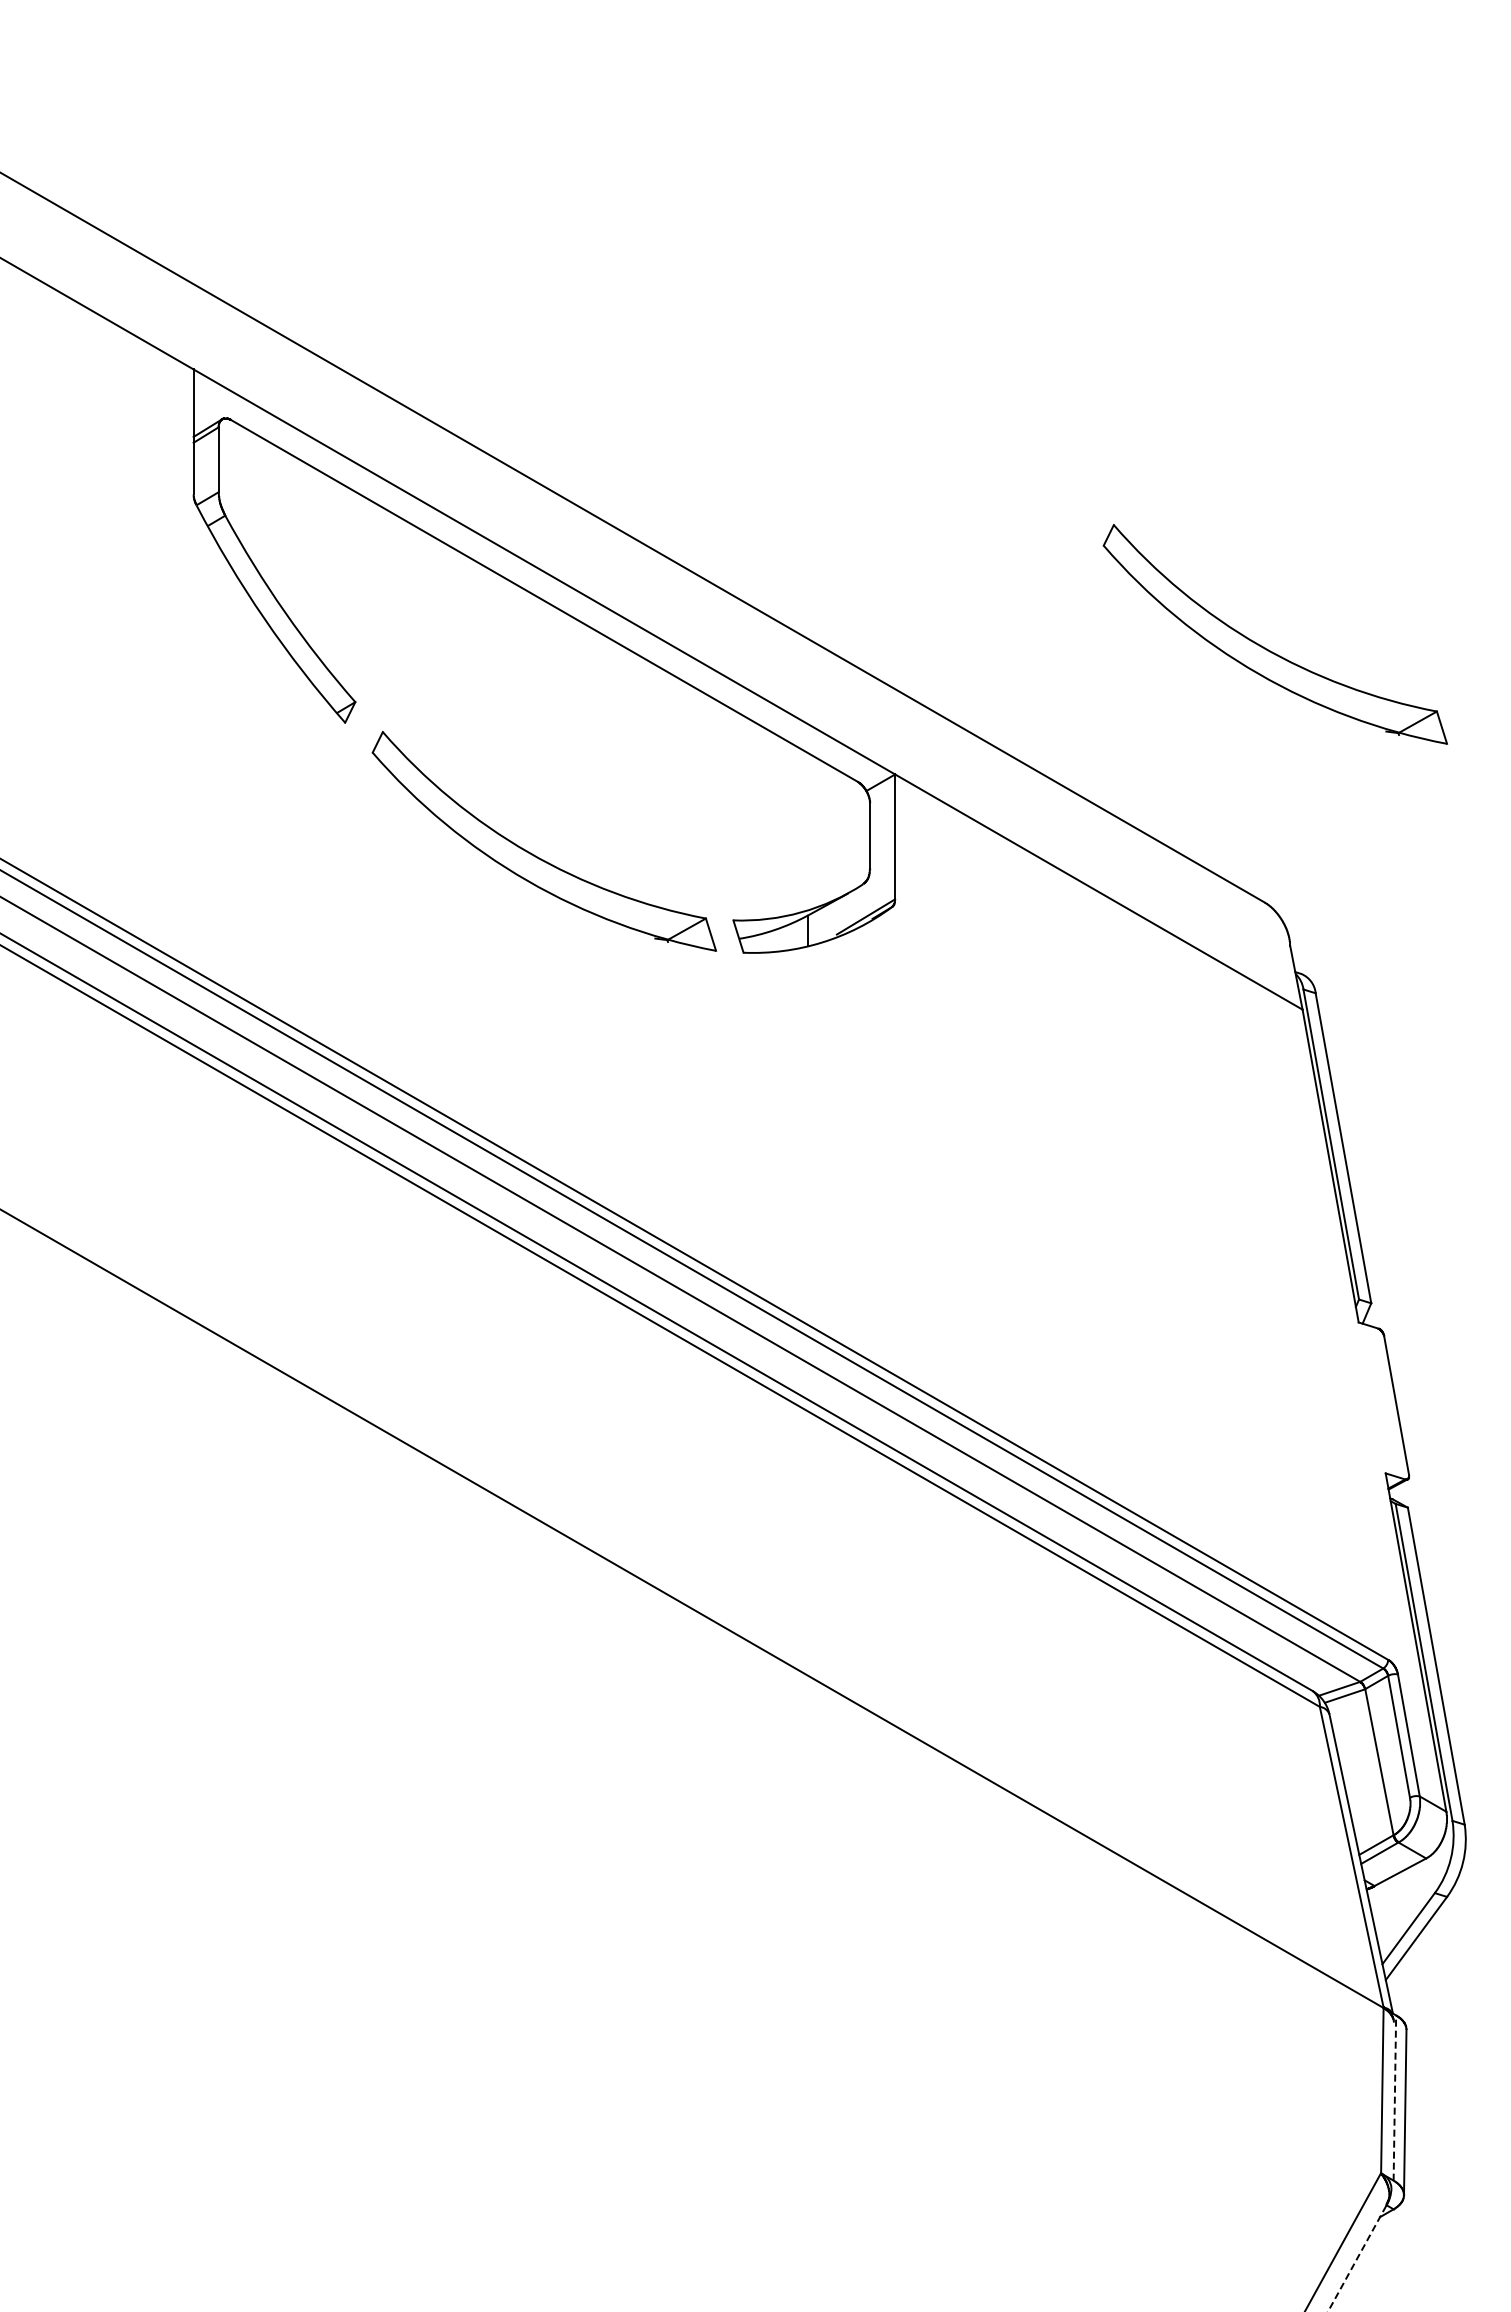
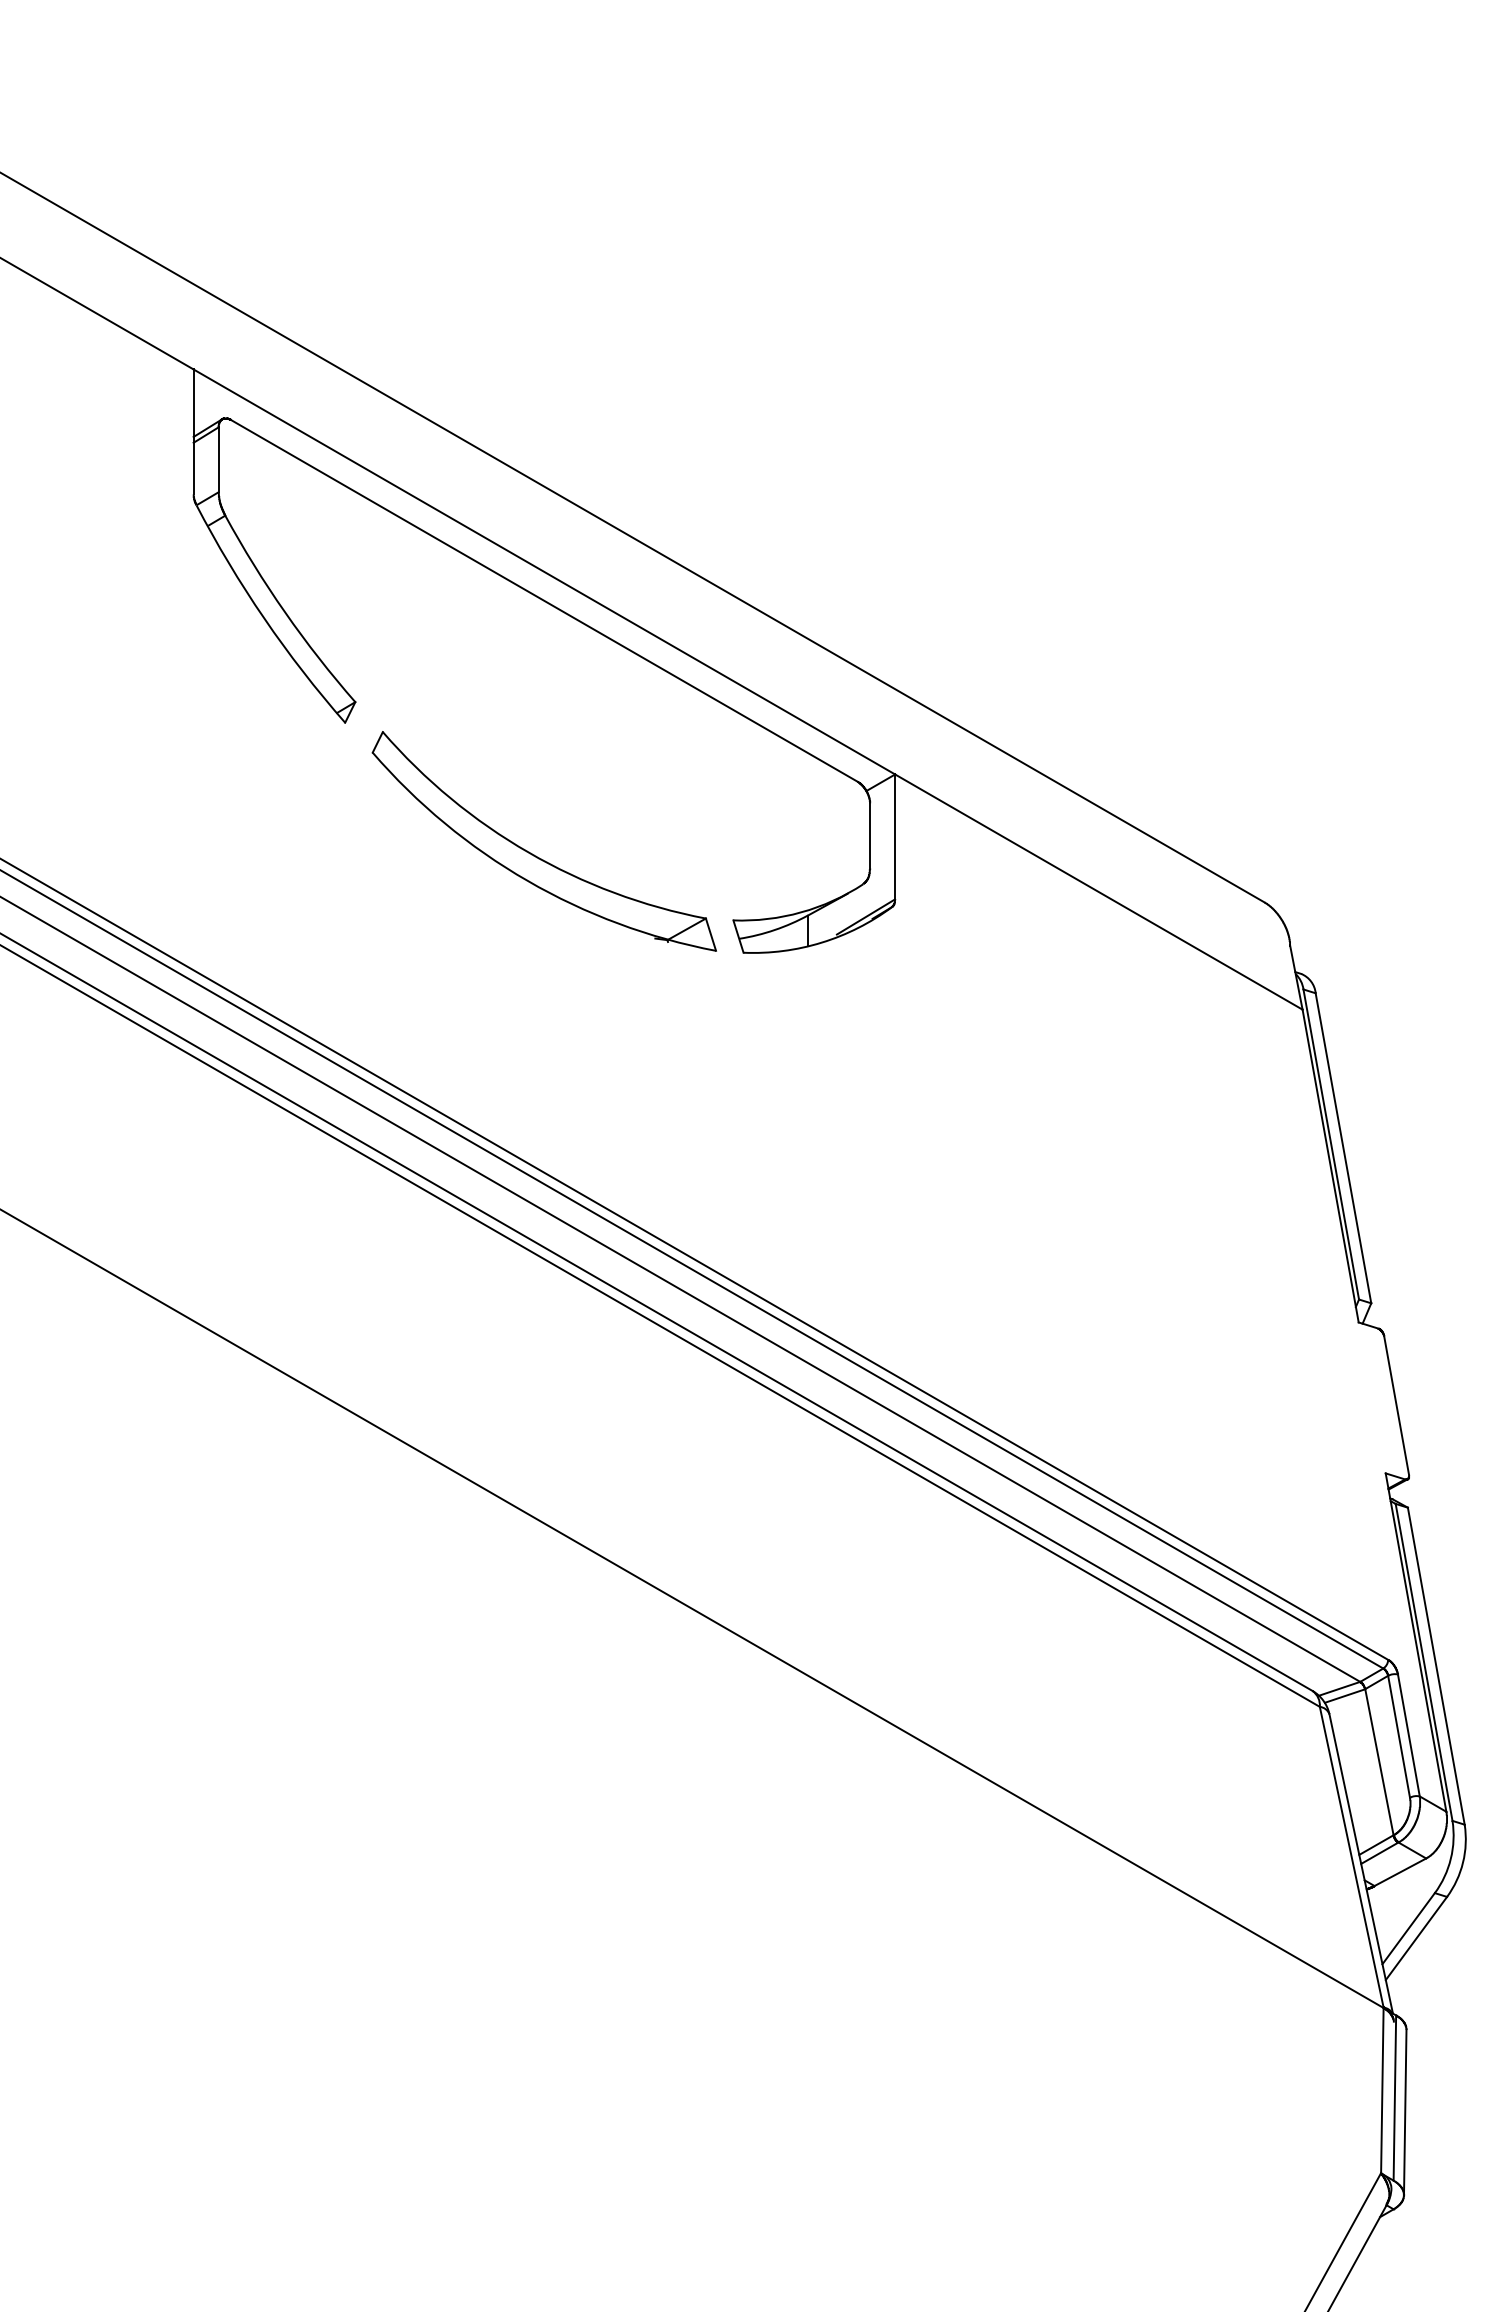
part: present -> none (1267, 648)
line: dashed -> solid (1394, 2098)
line: dashed -> solid (1357, 2257)
